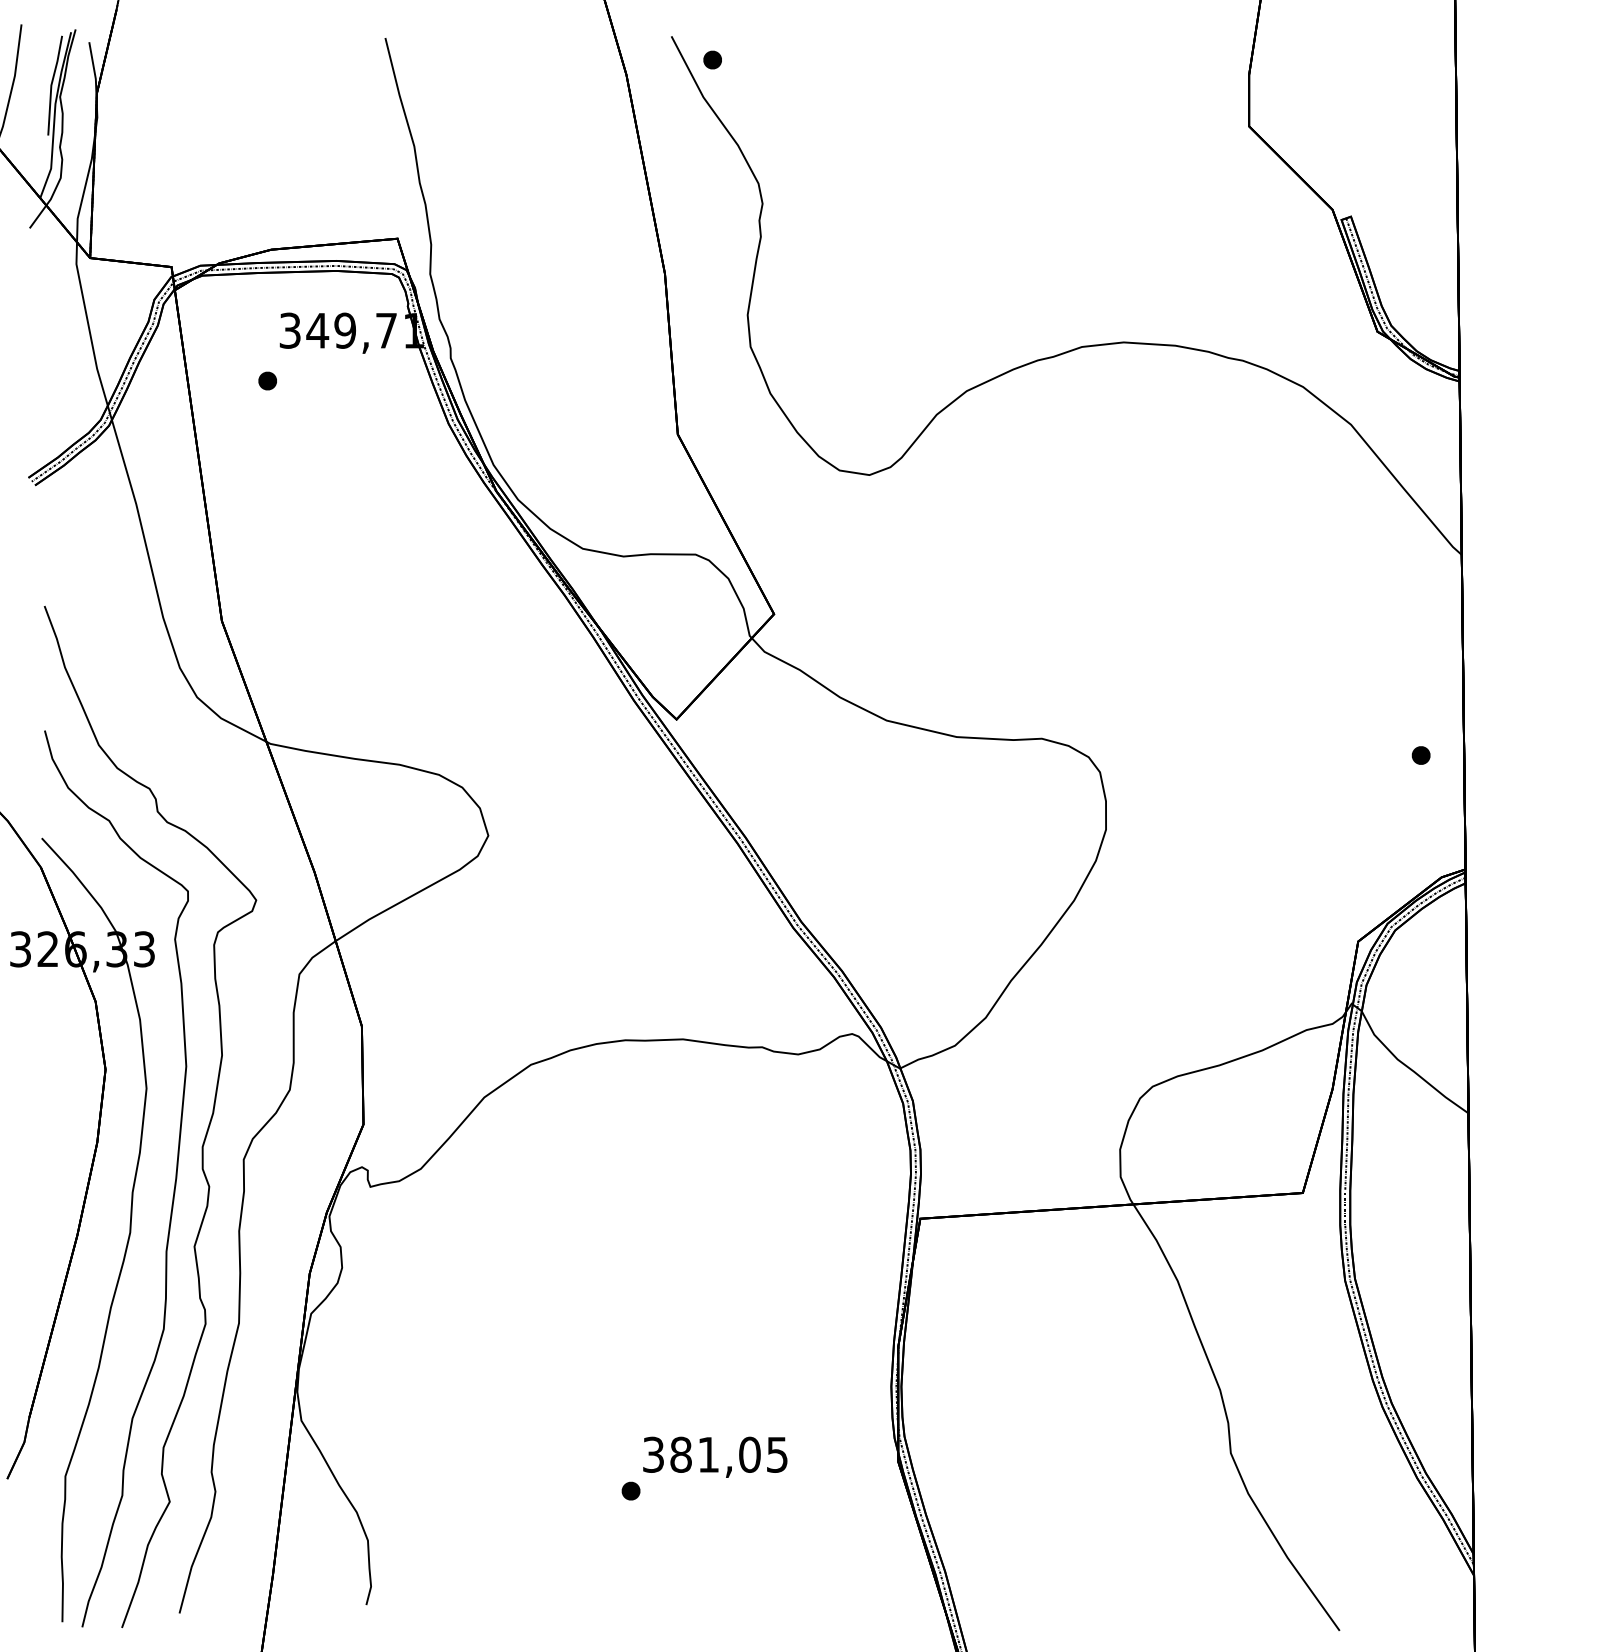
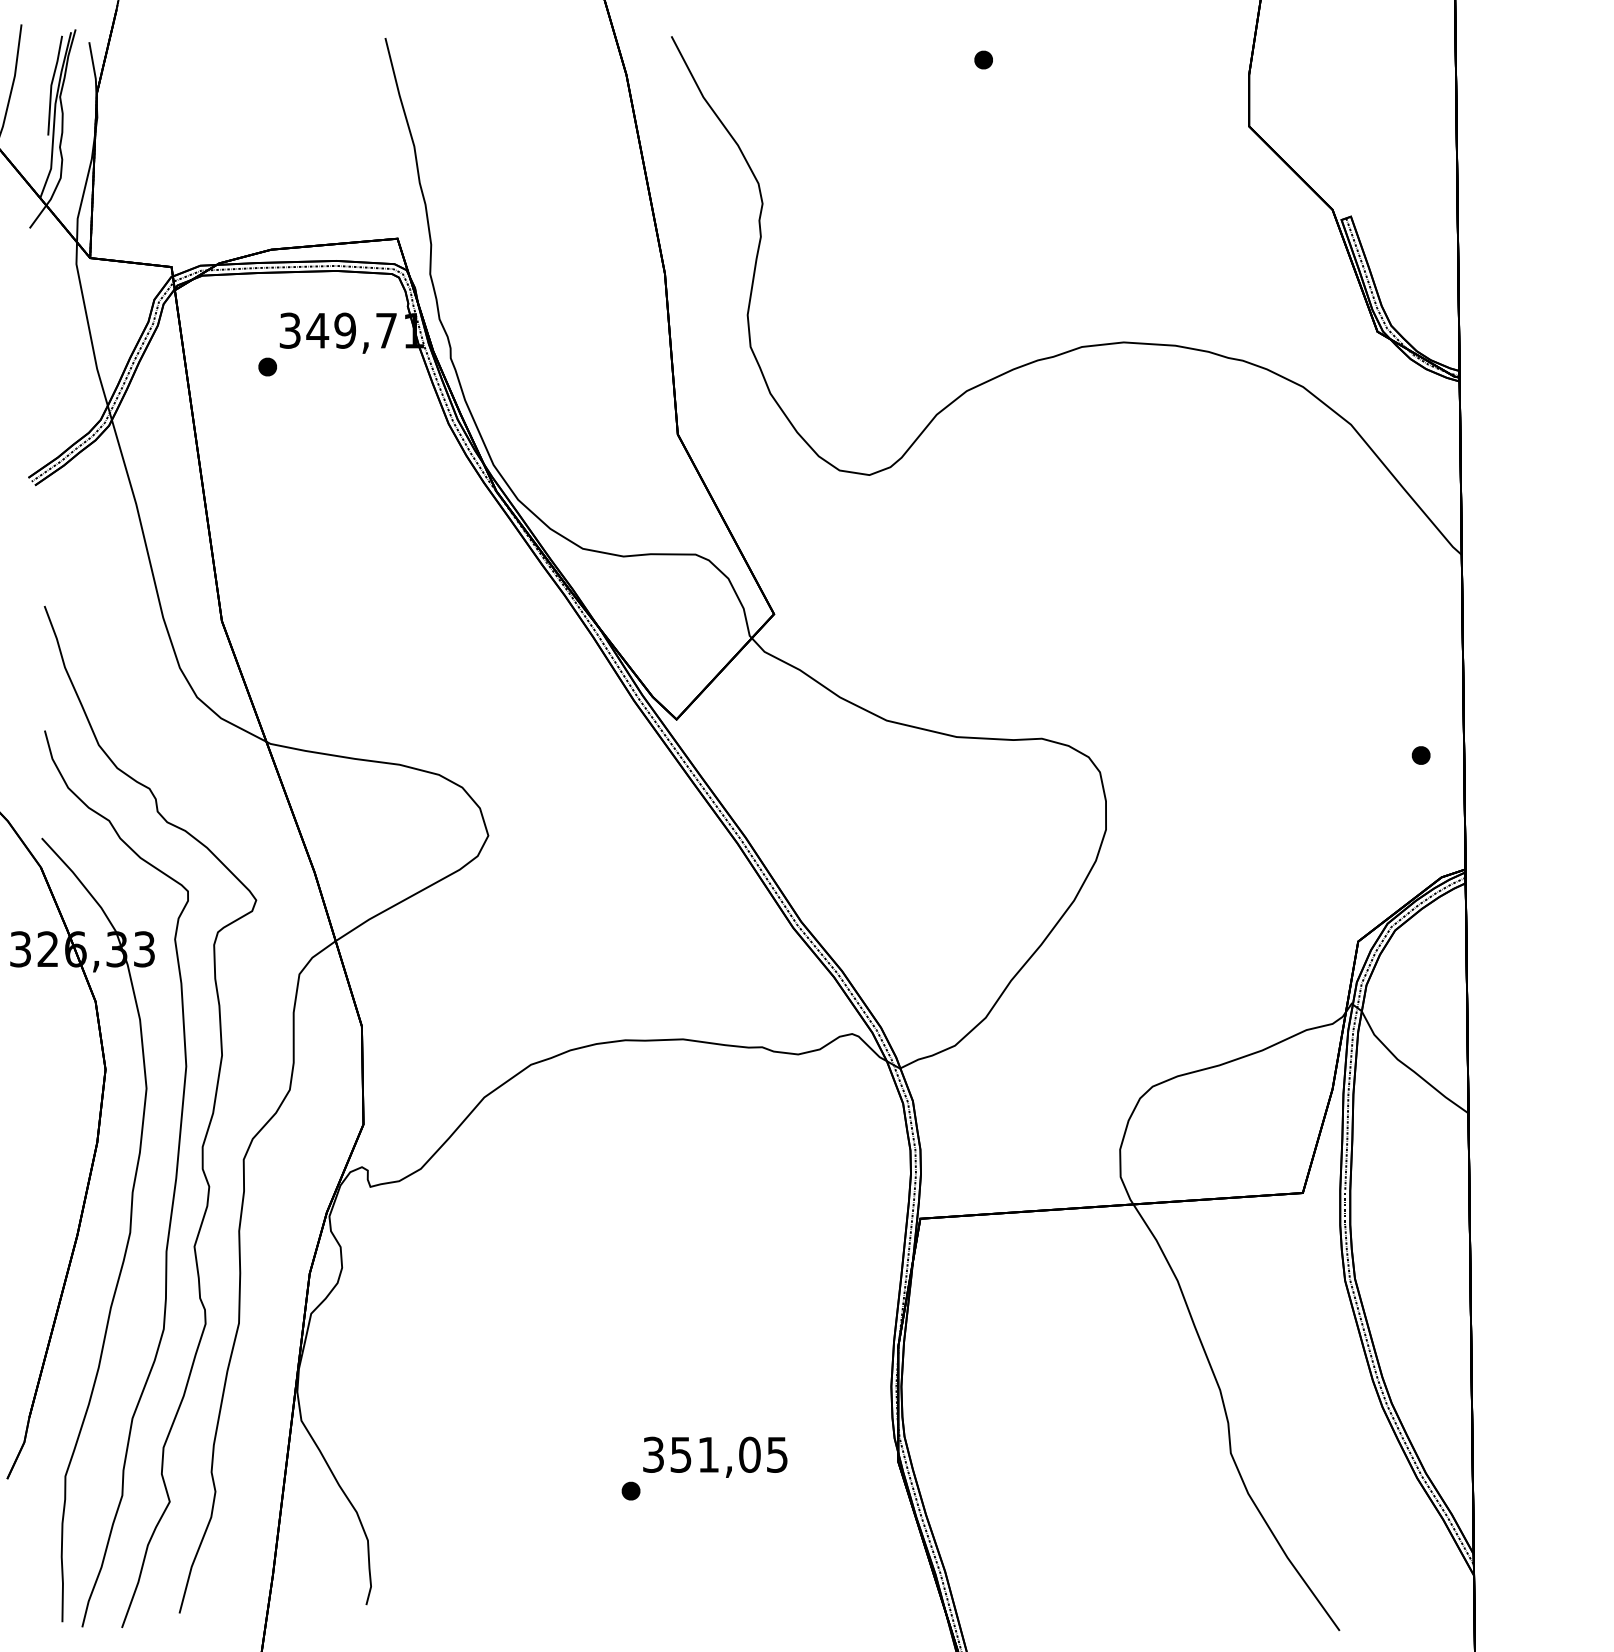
part position: (712, 59) -> (983, 59) (983, 59)
part position: (267, 380) -> (267, 366) (267, 366)
text: 381,05 -> 351,05 (680, 1454)
